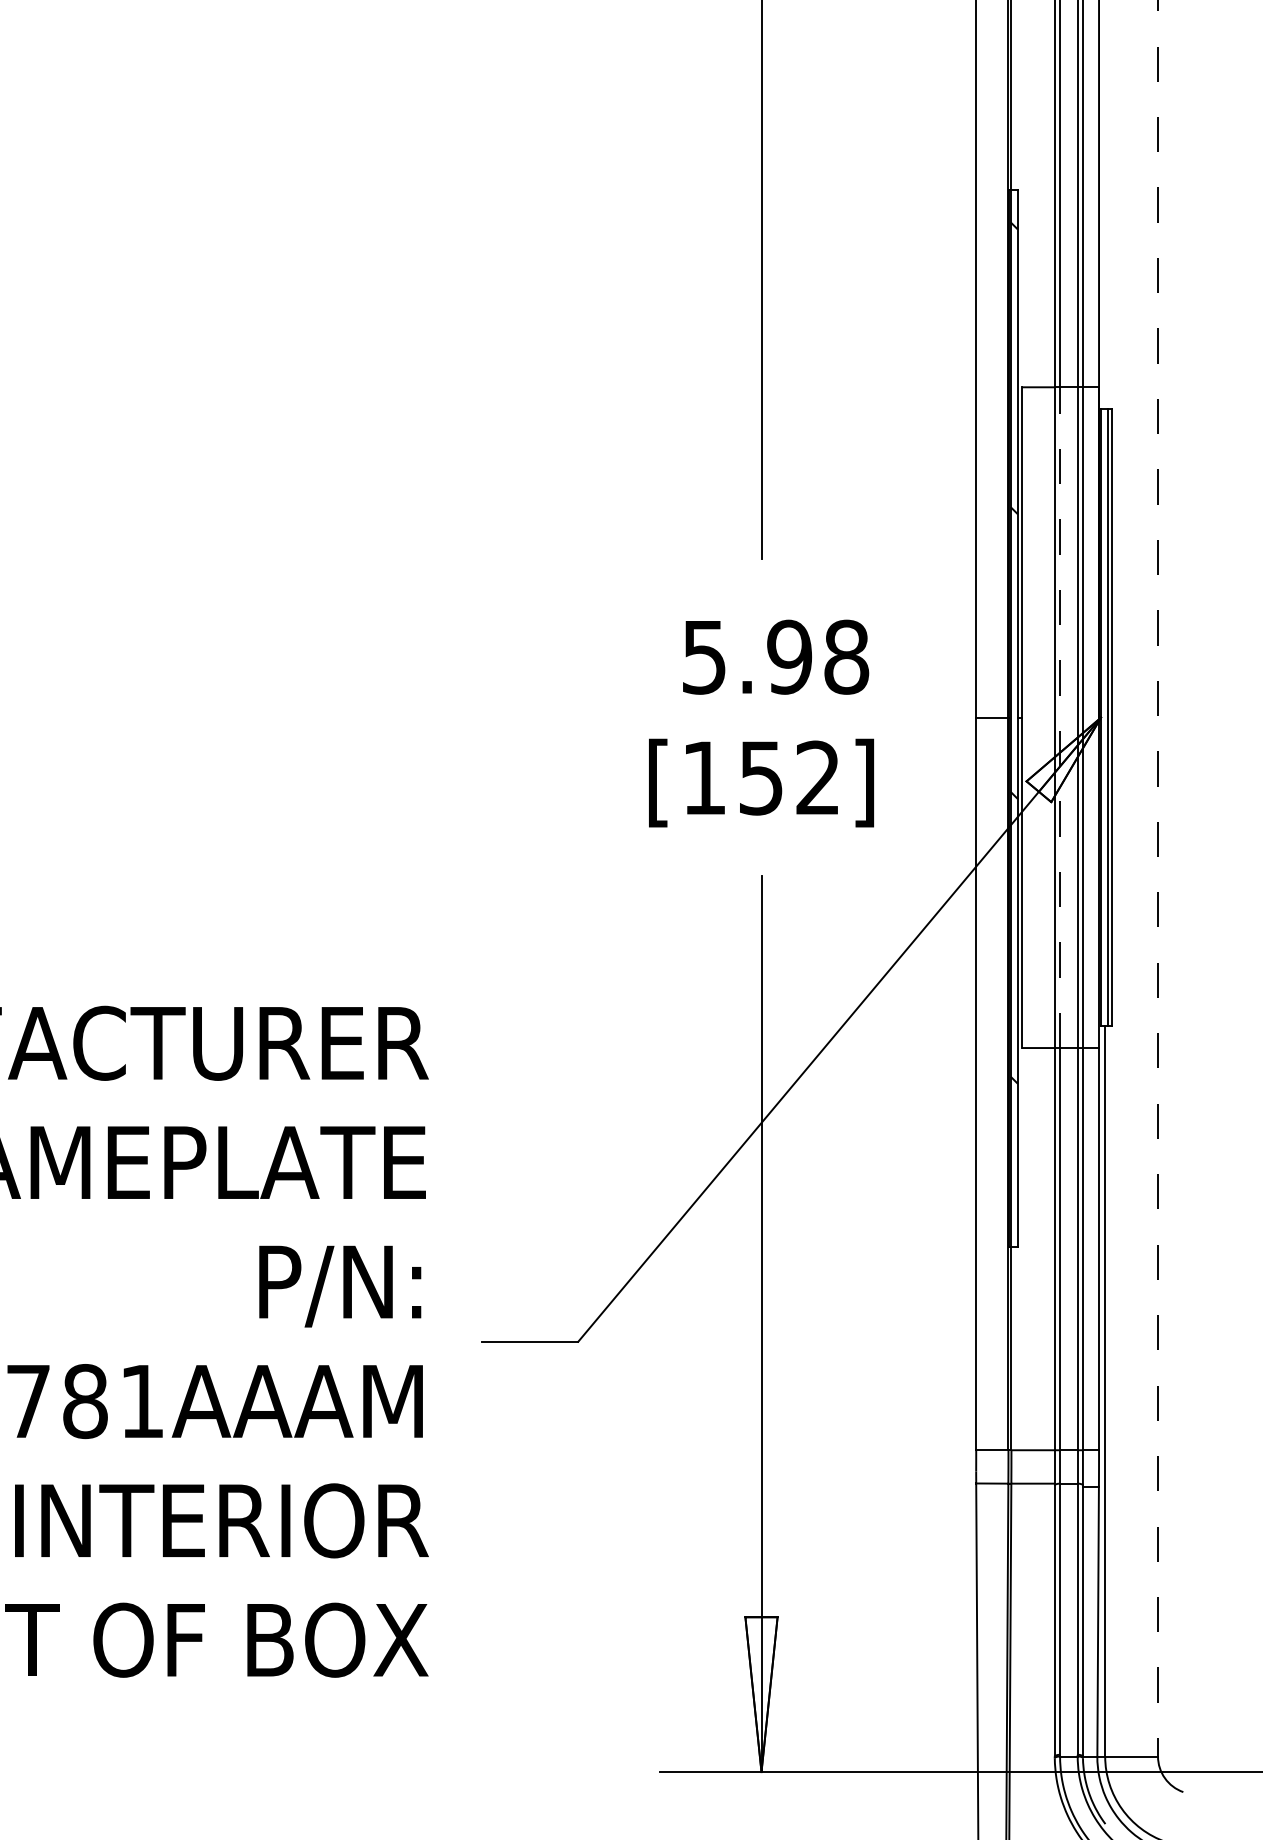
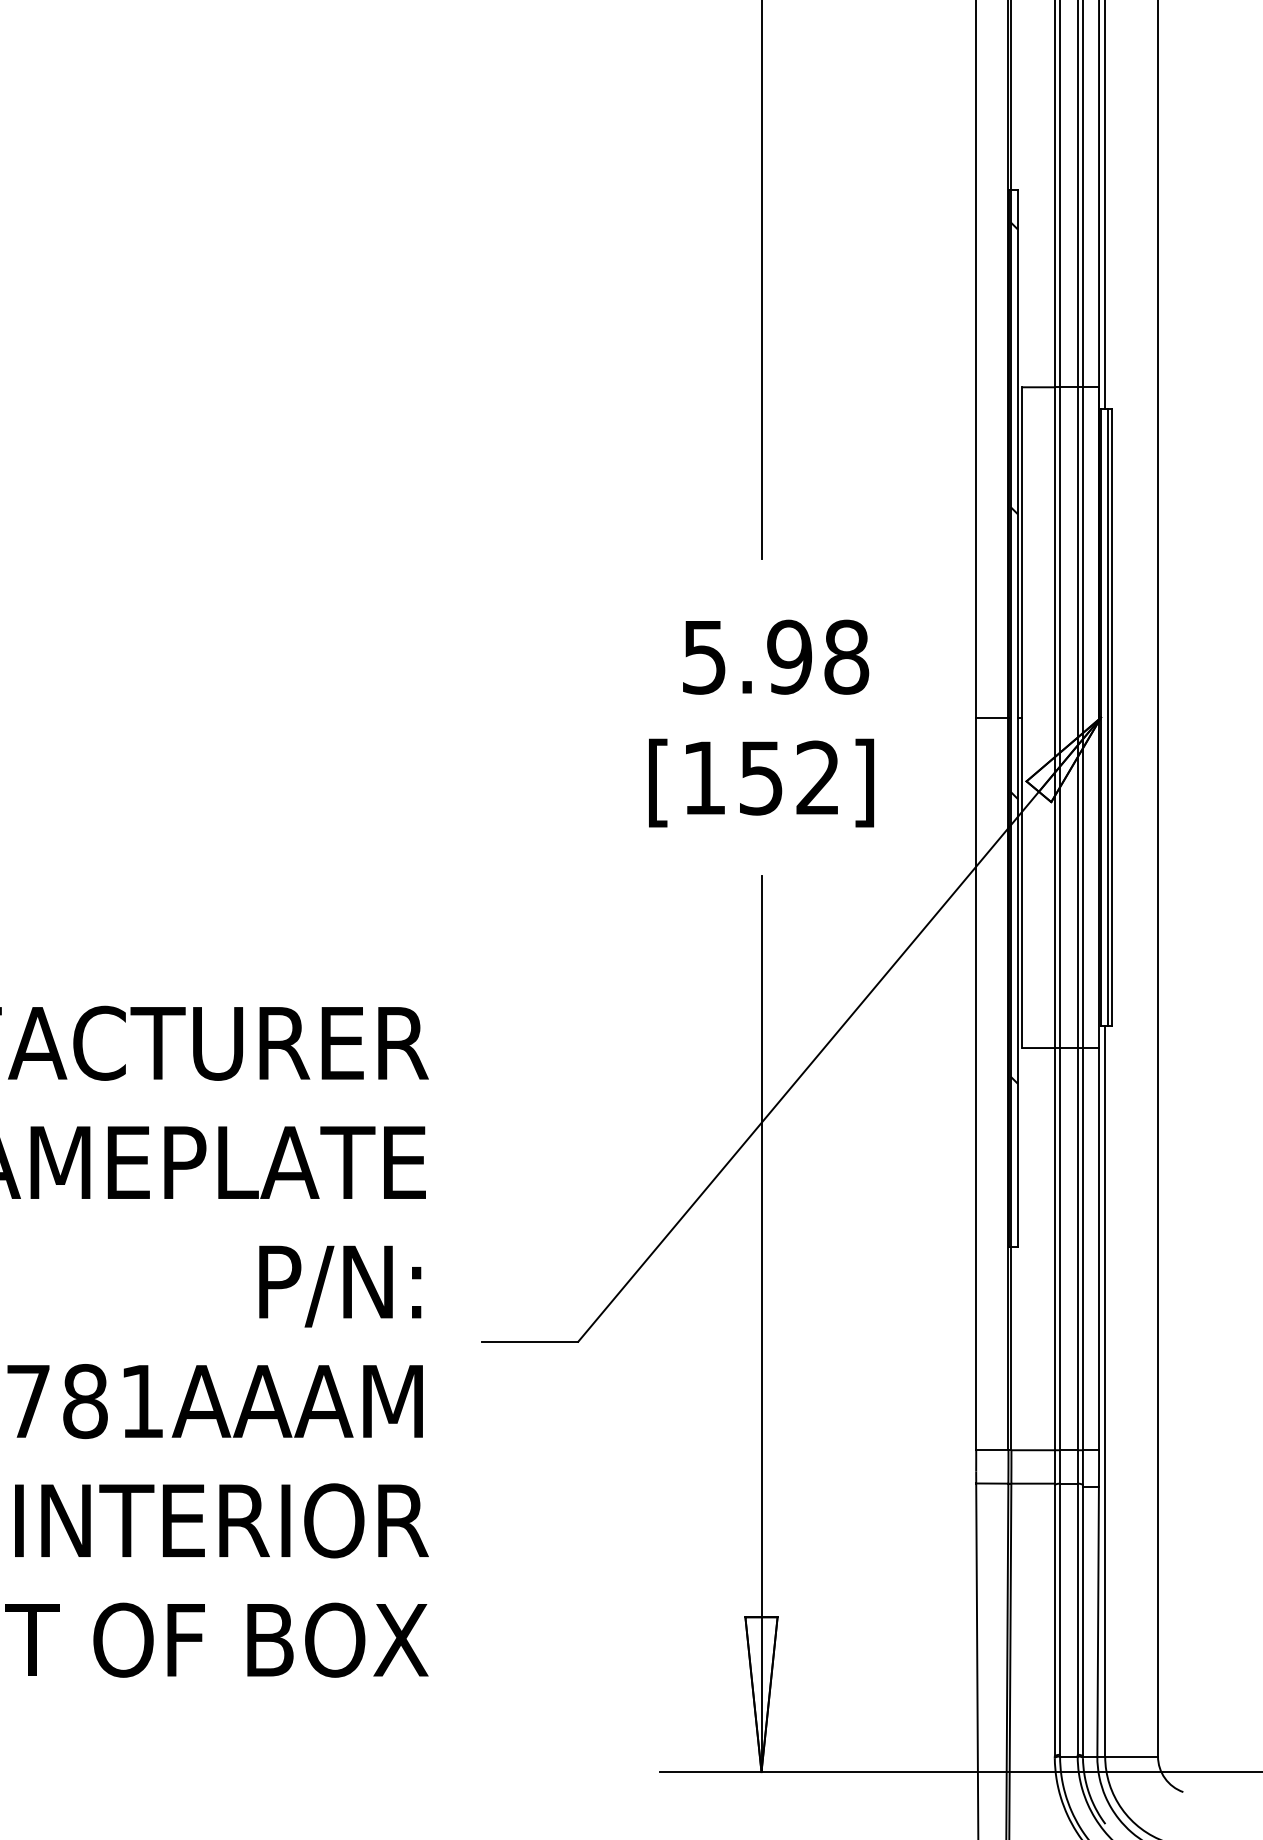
line: none -> present (1105, 205)
line: dashed -> solid (1060, 717)
line: dashed -> solid (1158, 878)
